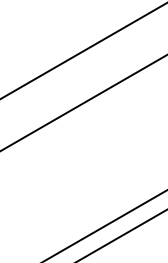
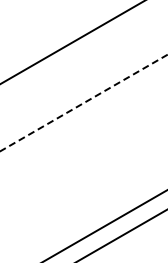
line position: (83, 50) -> (72, 42) (72, 42)
line: solid -> dashed (84, 102)
